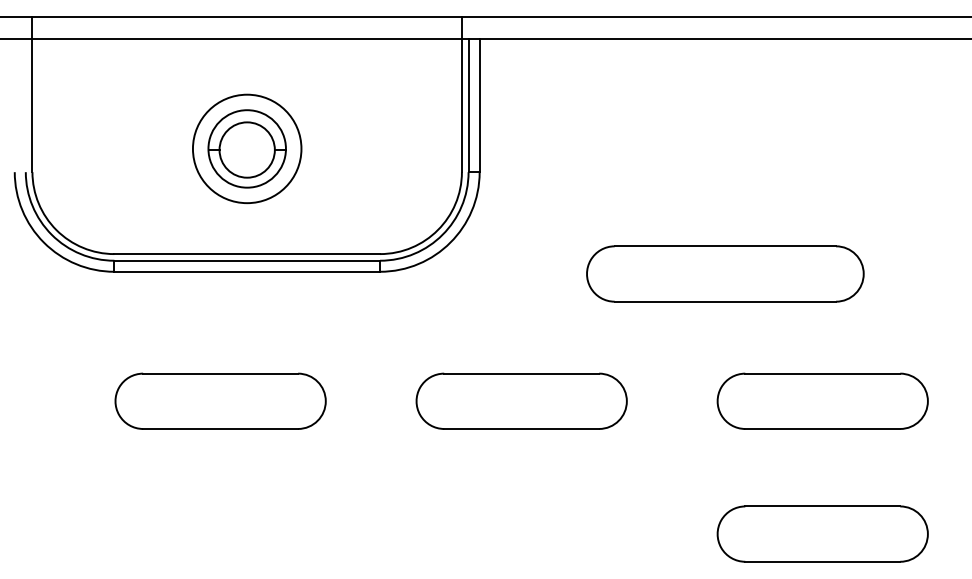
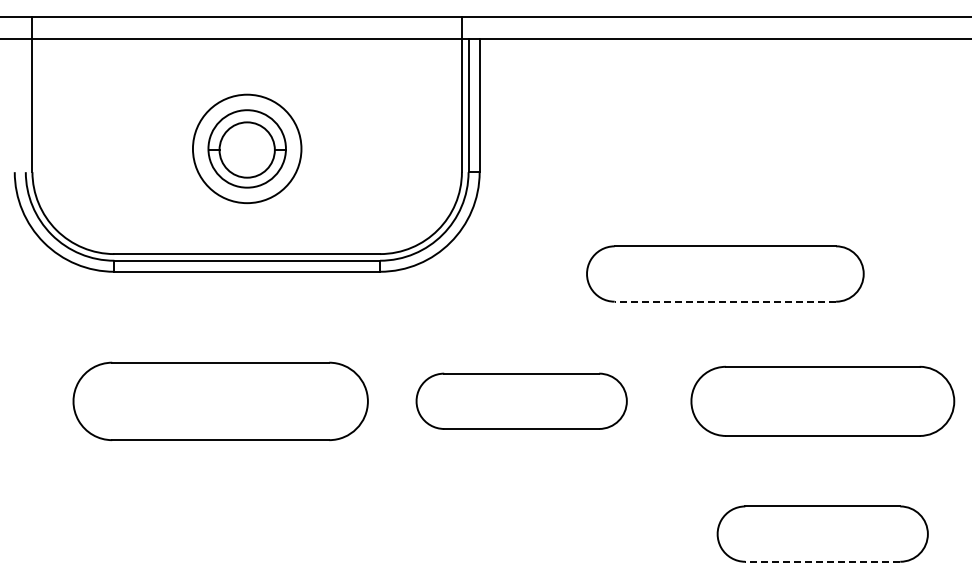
line: solid -> dashed (725, 301)
part size: 213x58 px -> 297x80 px (220, 400)
part size: 213x58 px -> 266x72 px (822, 400)
line: solid -> dashed (822, 561)
